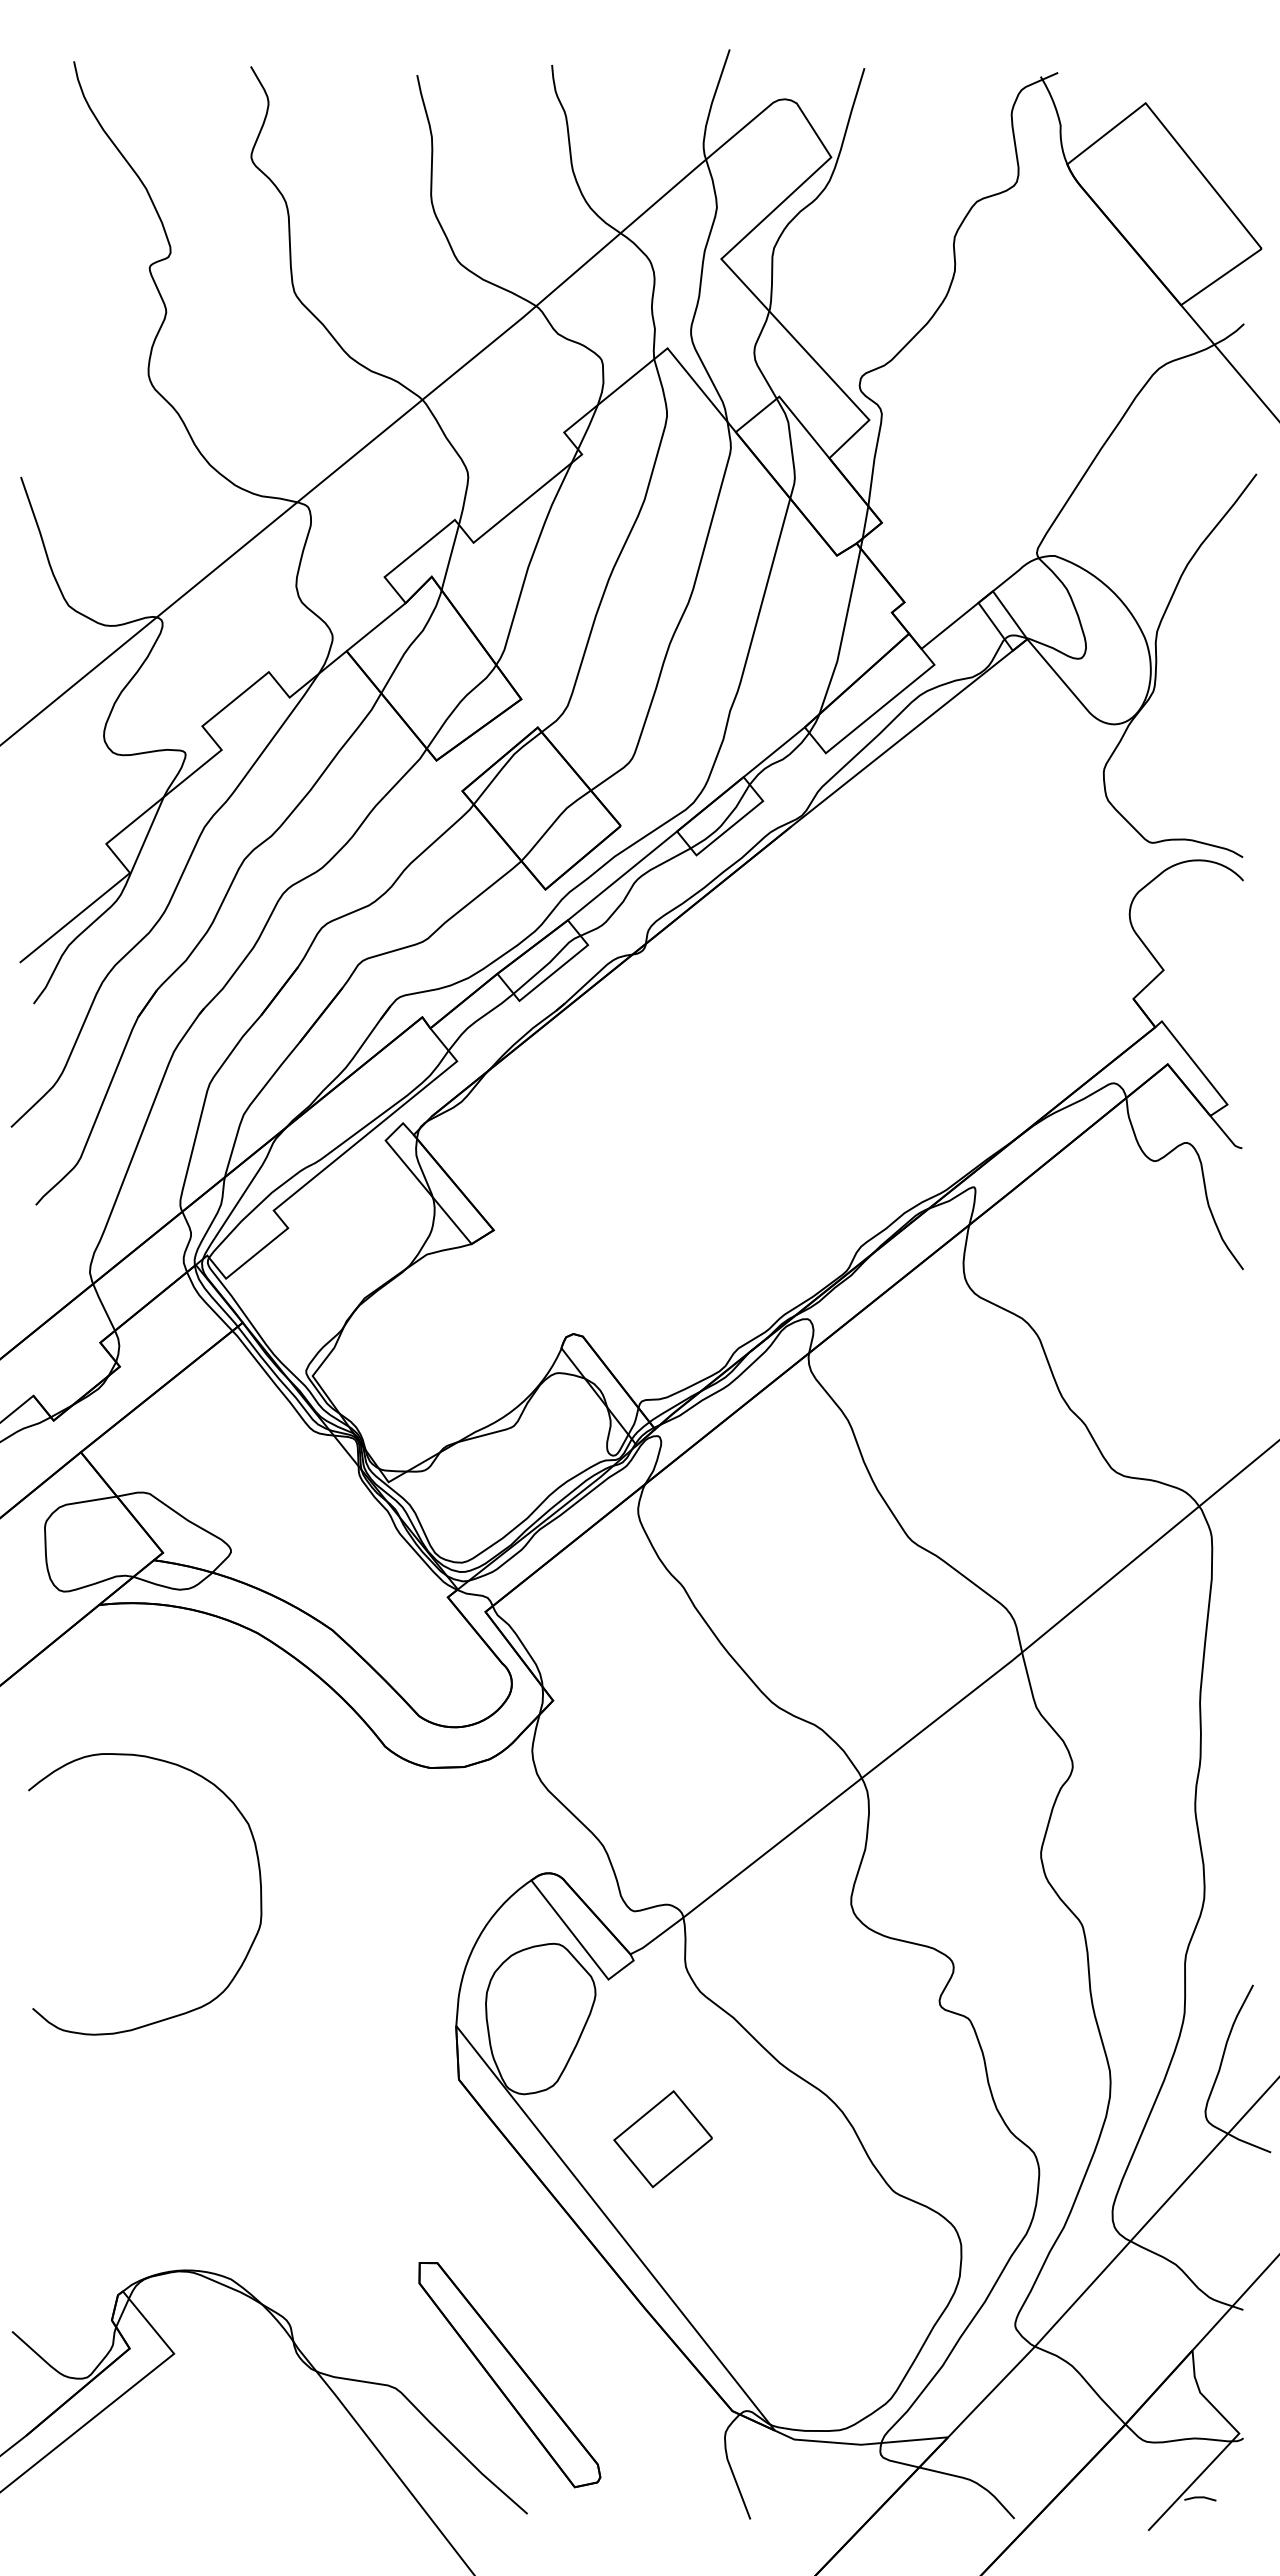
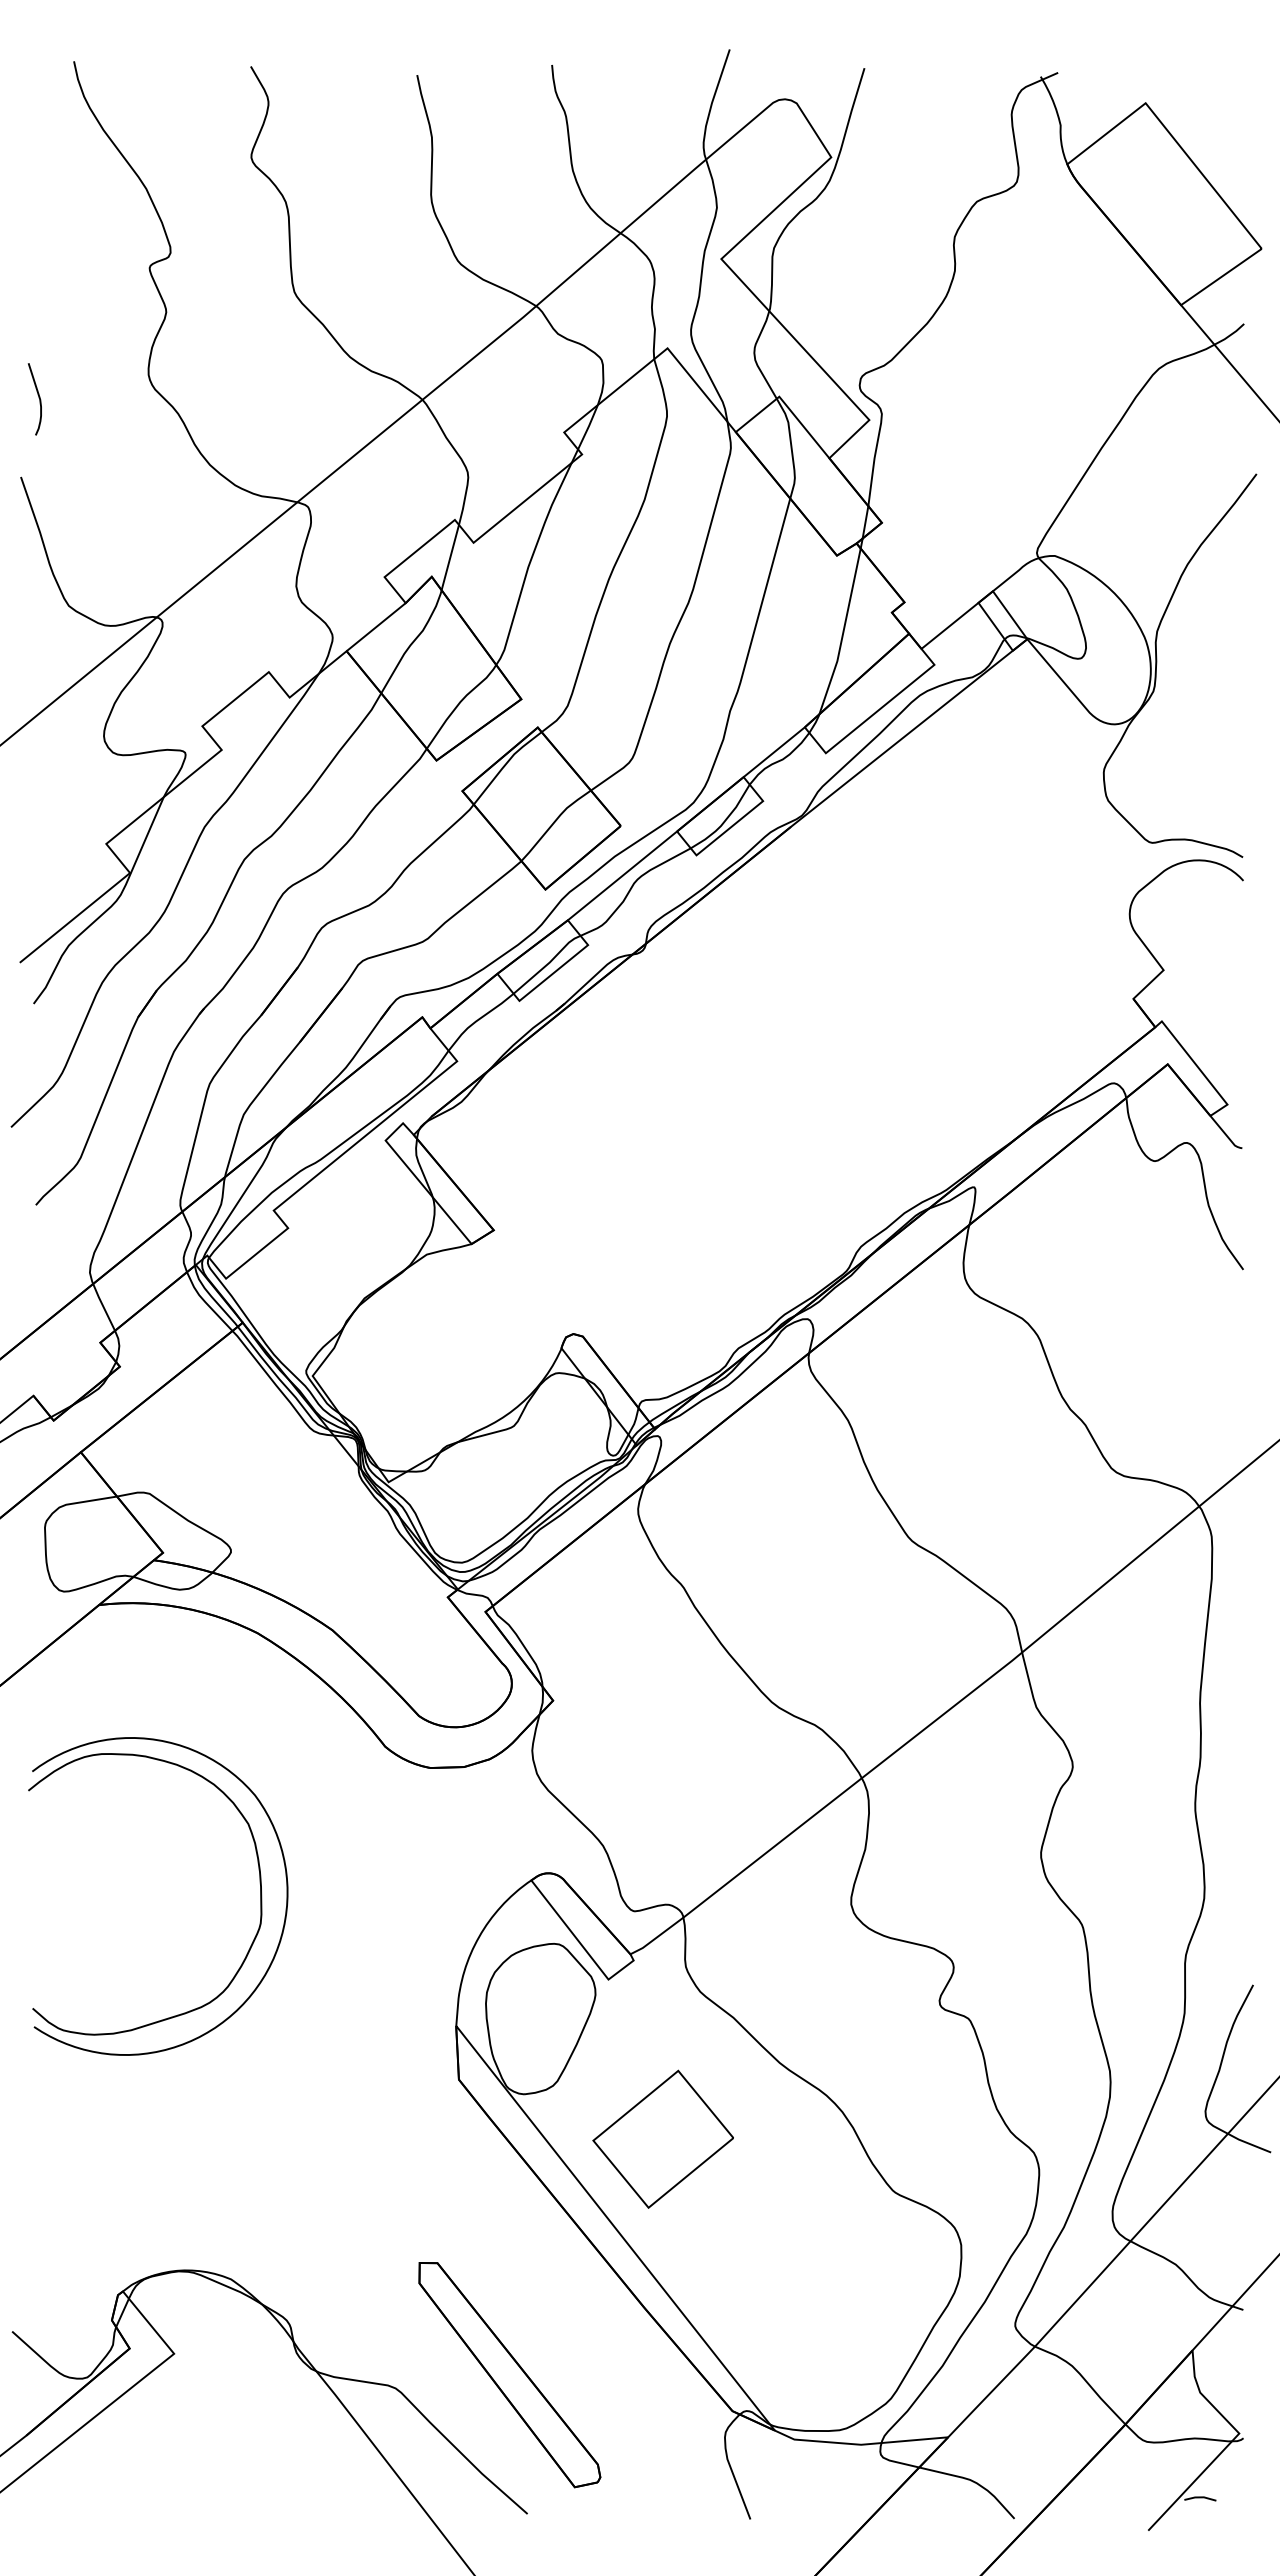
curve: none -> present (38, 398)
curve: none -> present (285, 1908)
part size: 100x99 px -> 142x140 px (662, 2138)
